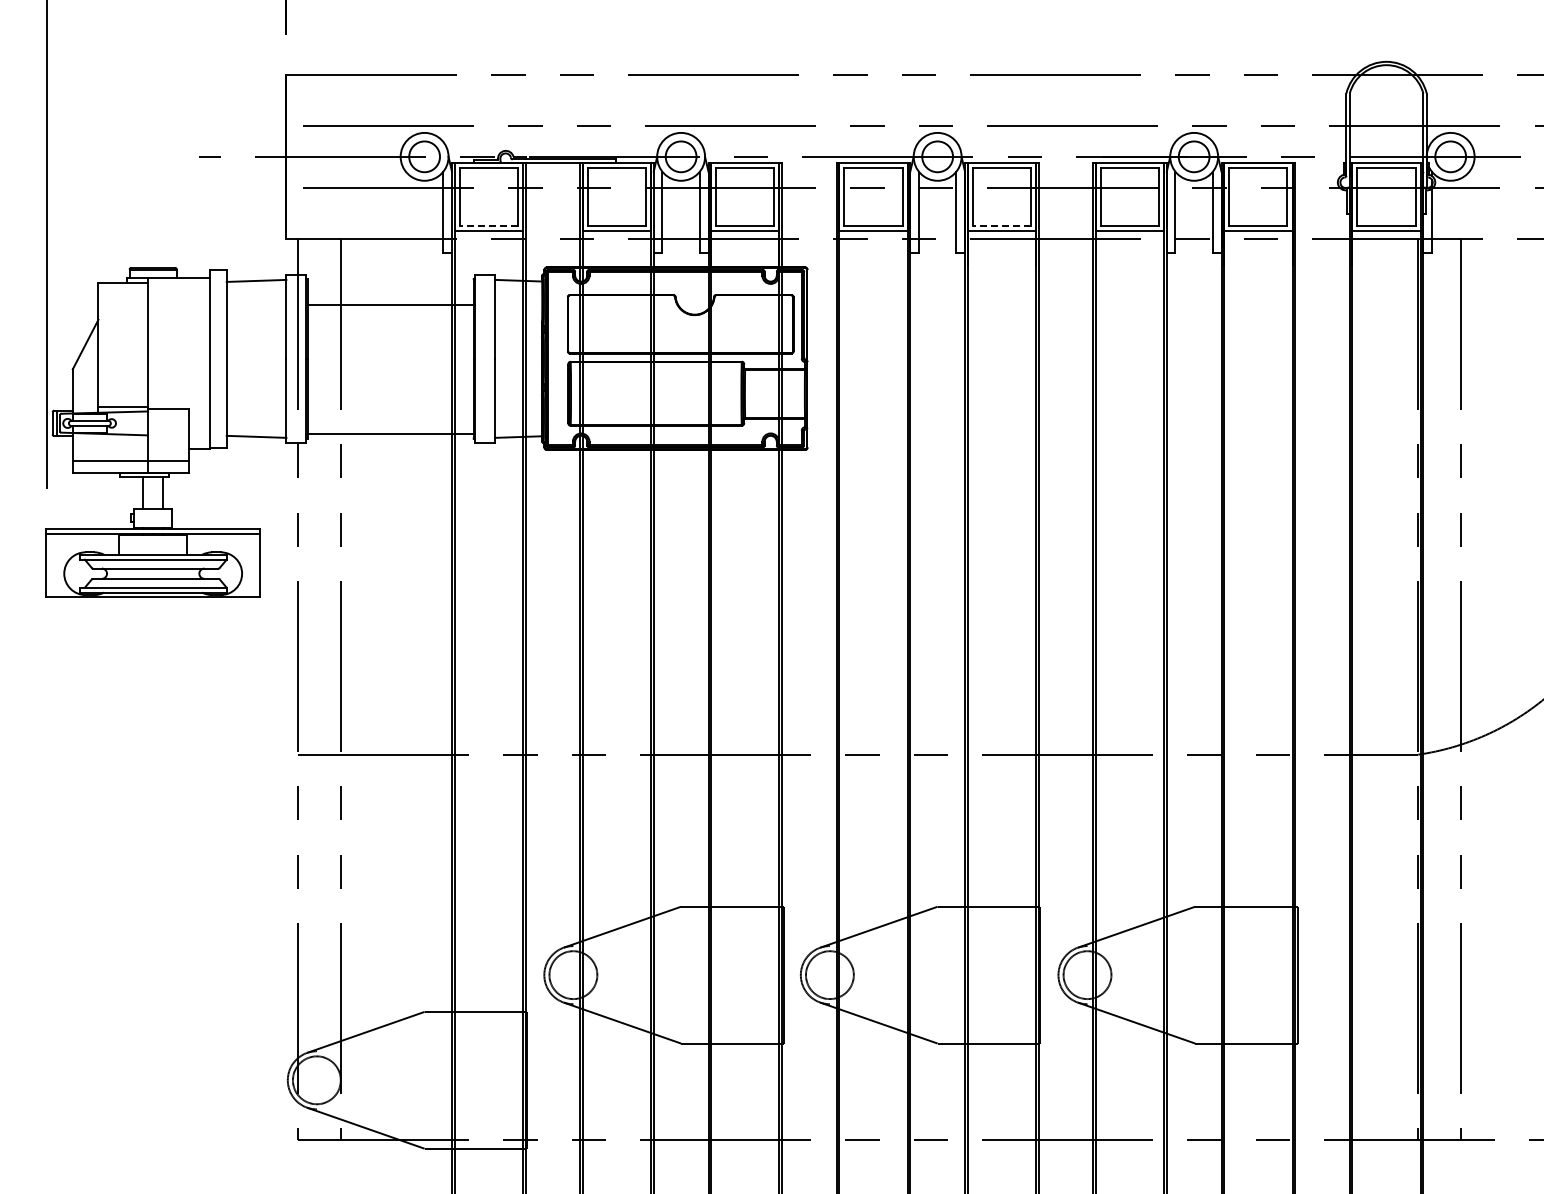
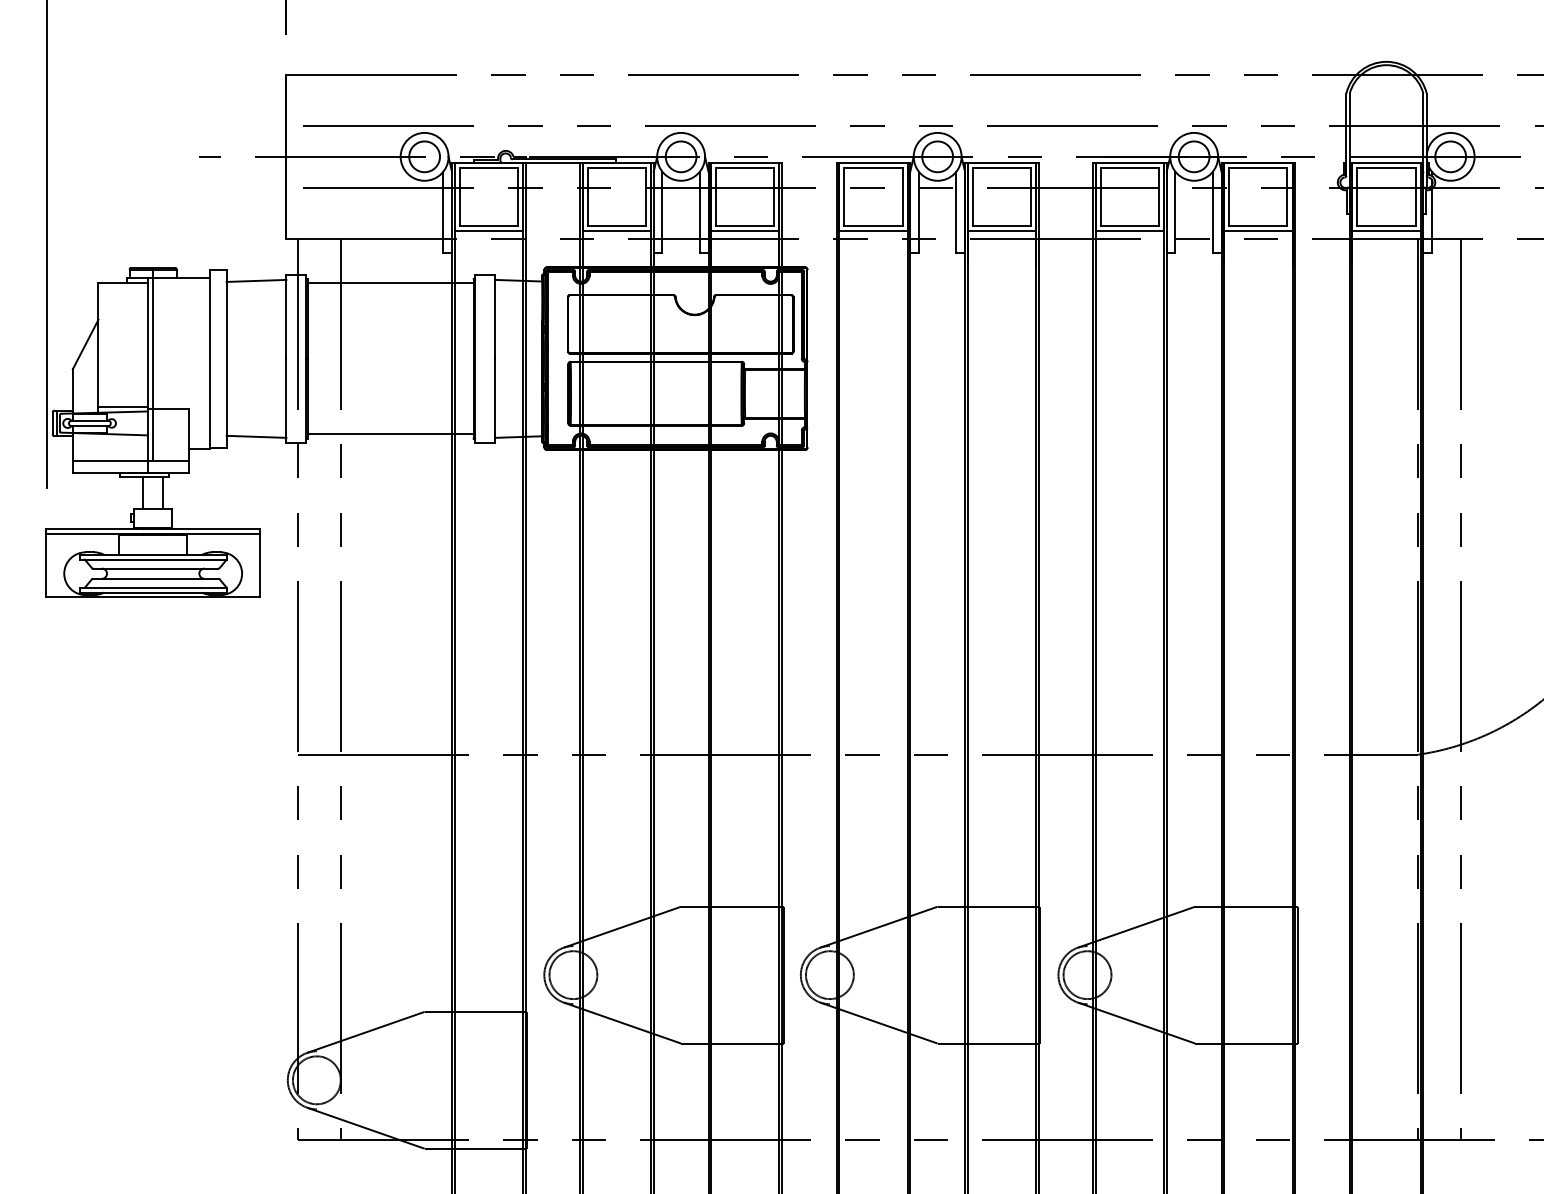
line: dashed -> solid (488, 226)
line: dashed -> solid (1001, 226)
line position: (391, 305) -> (391, 283) (391, 283)
line: none -> present (153, 363)
